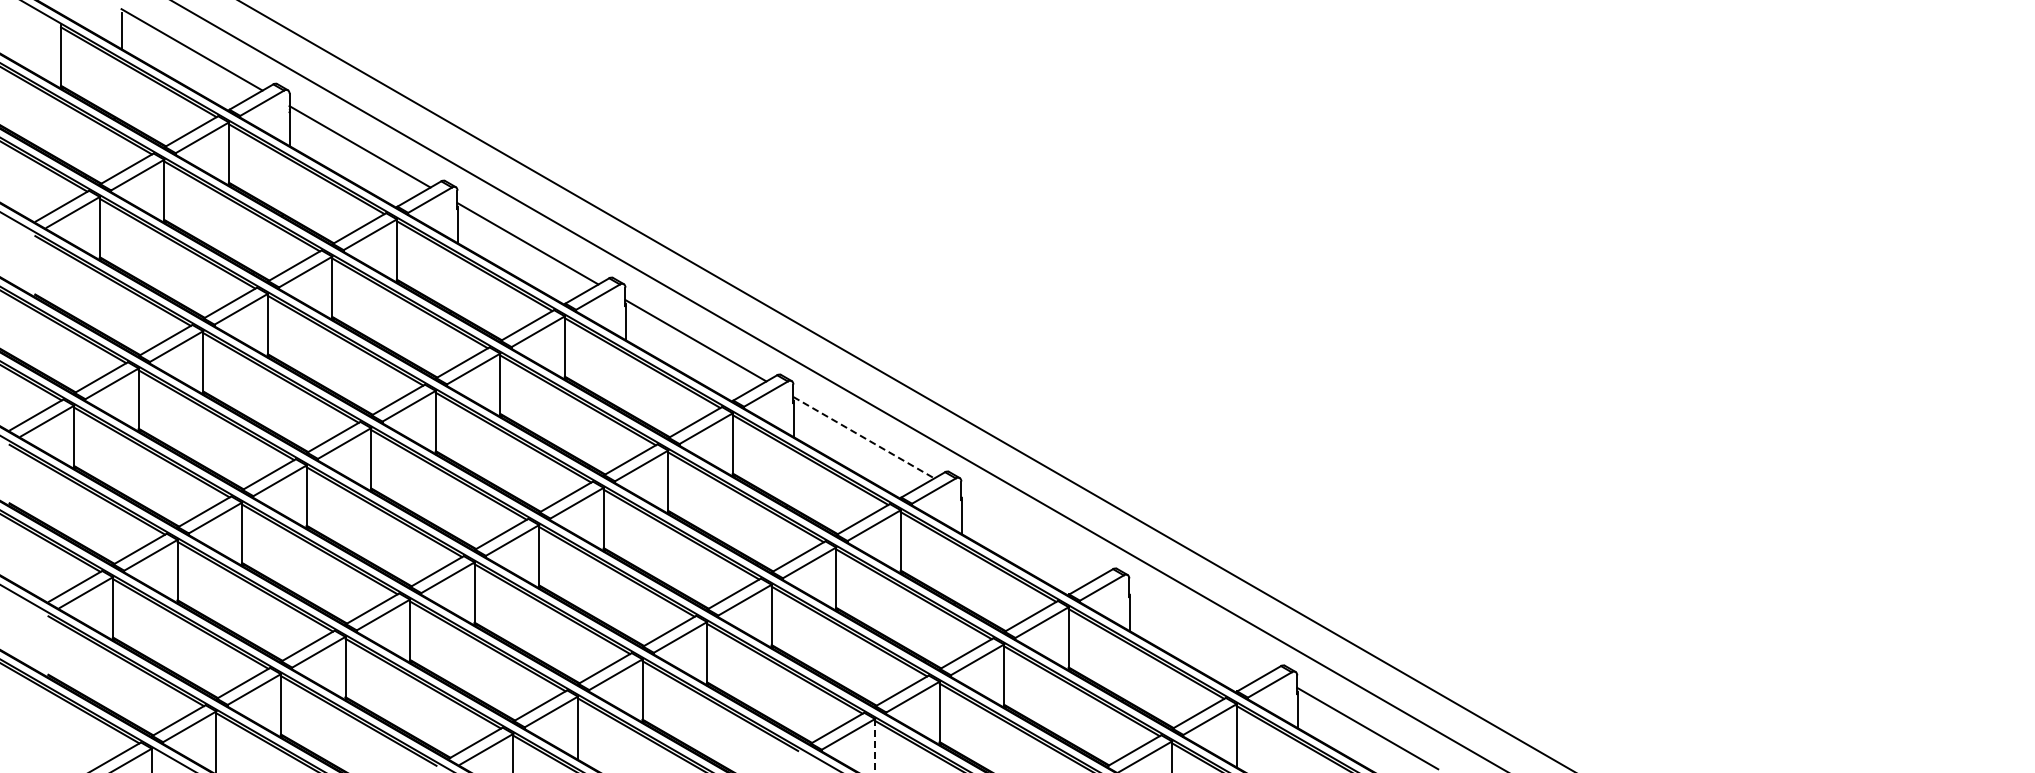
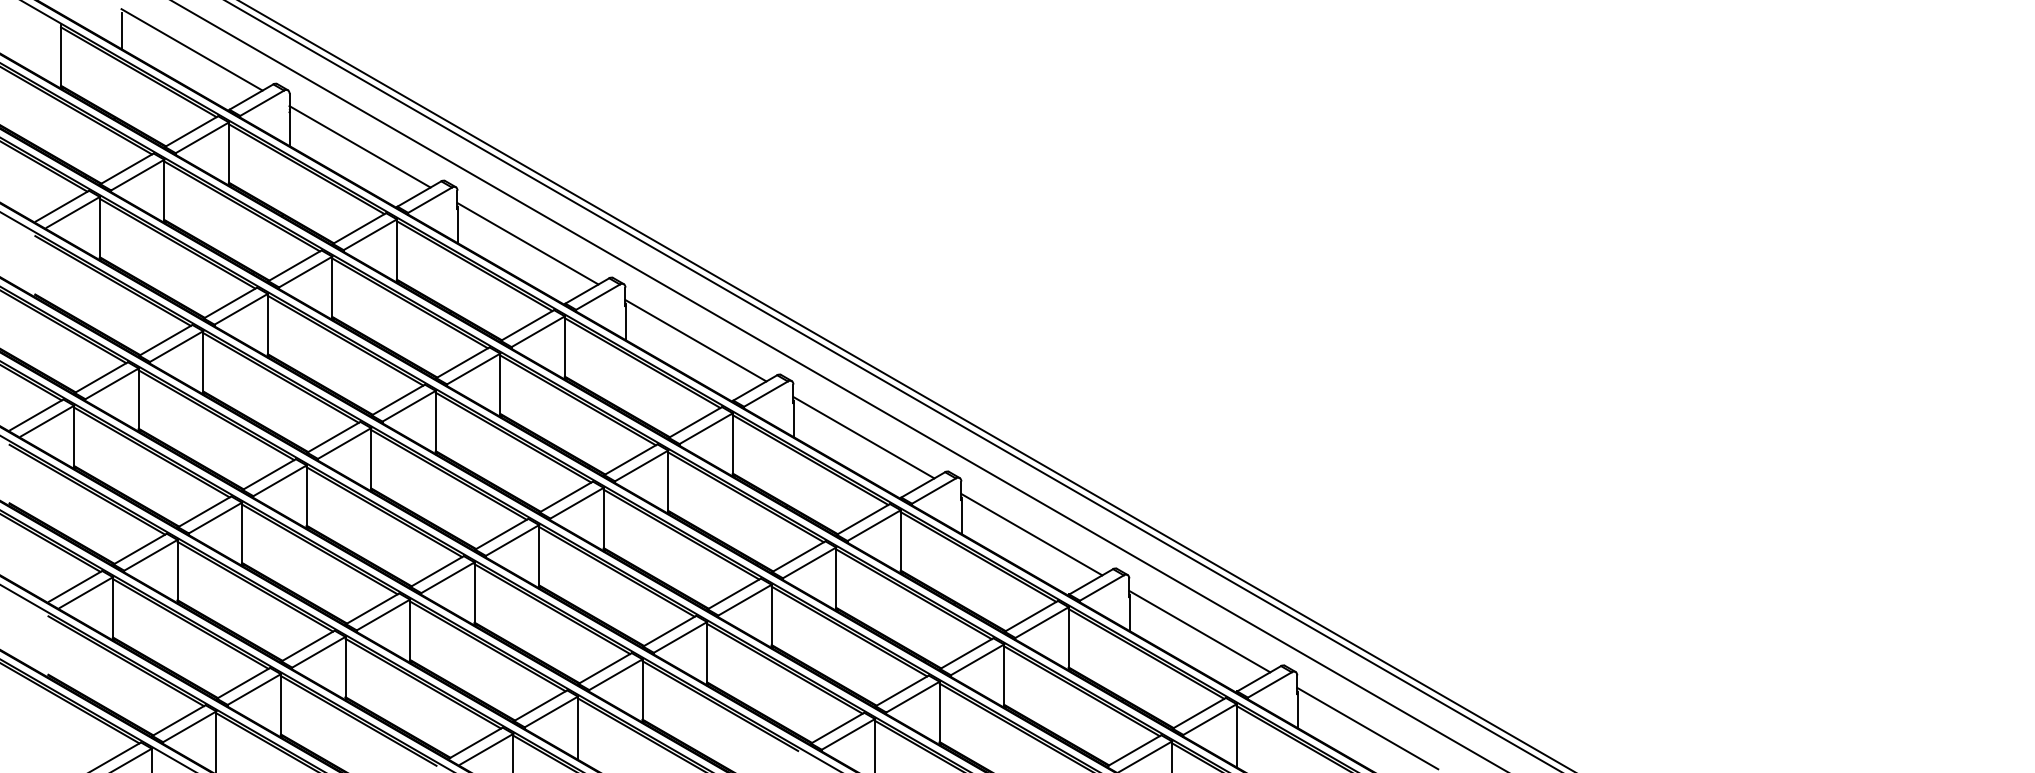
line: none -> present (892, 385)
line: dashed -> solid (864, 437)
line: none -> present (1031, 534)
line: none -> present (1199, 631)
line: dashed -> solid (875, 745)
